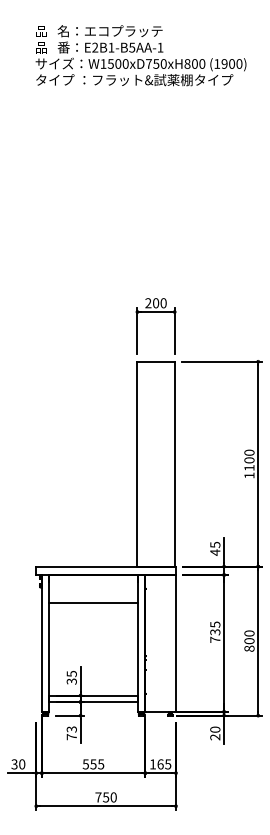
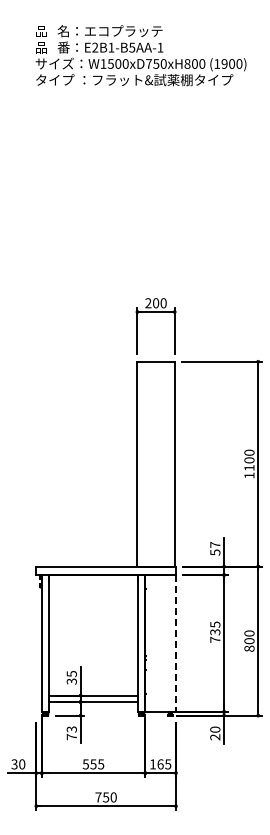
text: 45 -> 57 (215, 548)
line: present -> none (93, 602)
line: solid -> dashed (175, 643)
